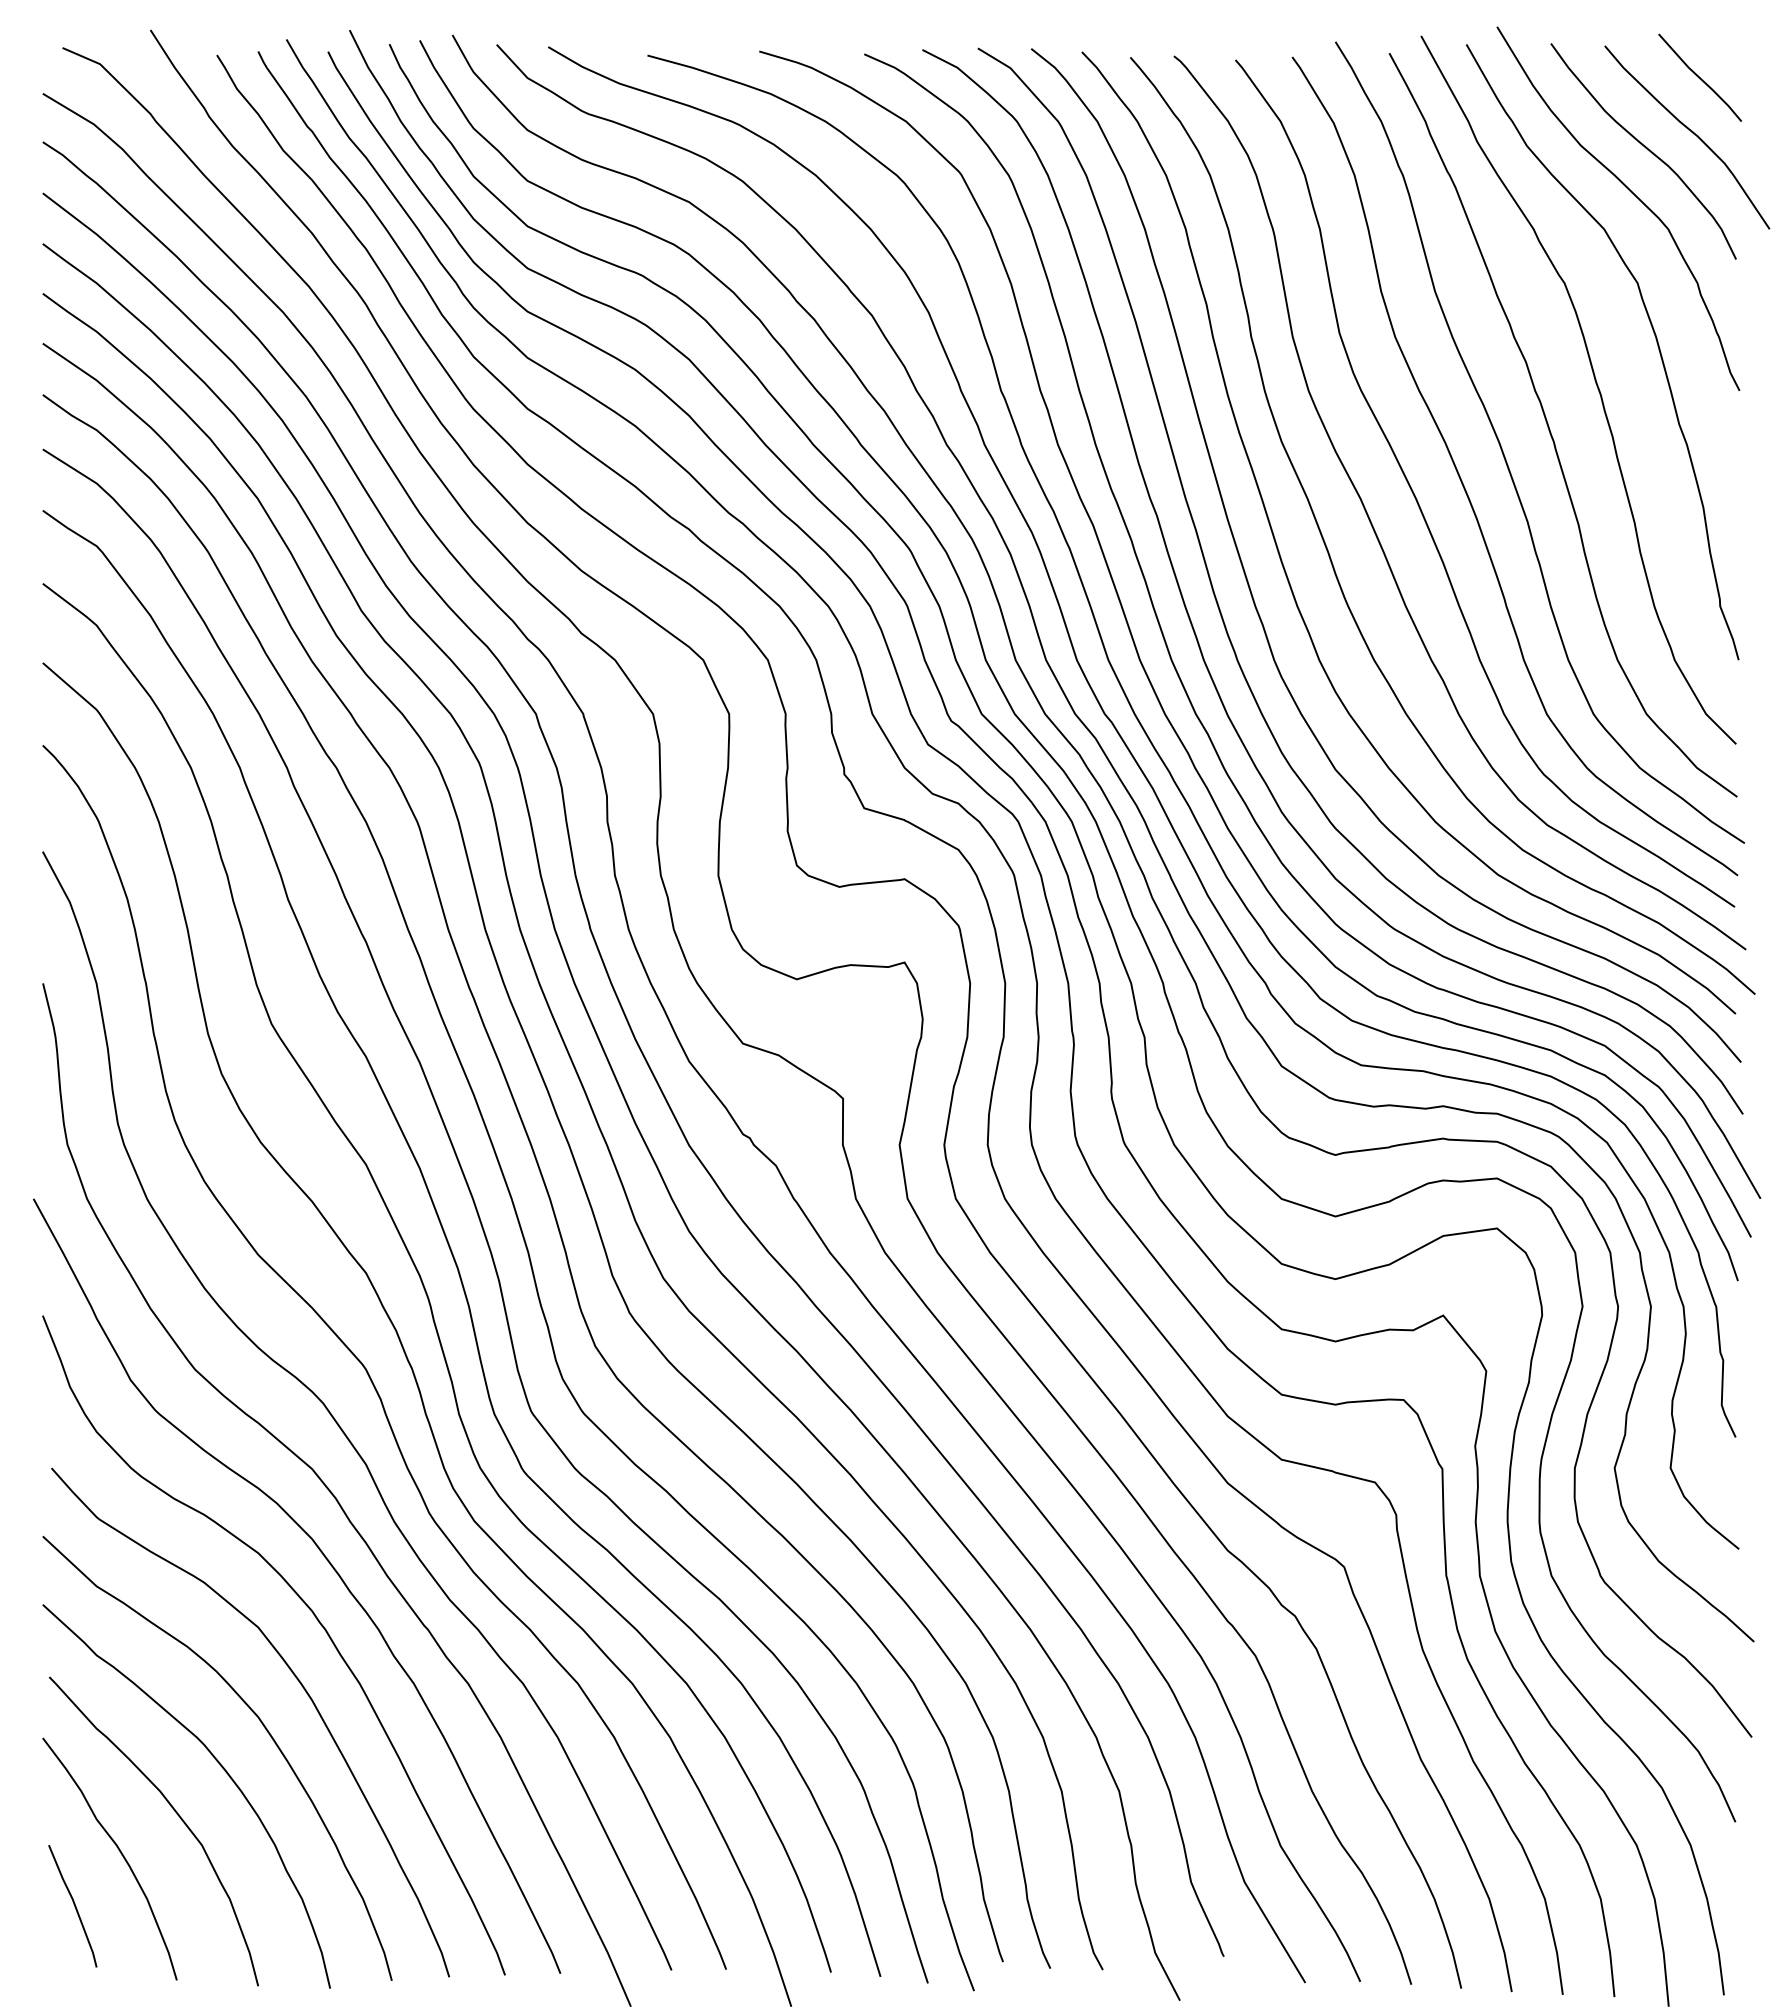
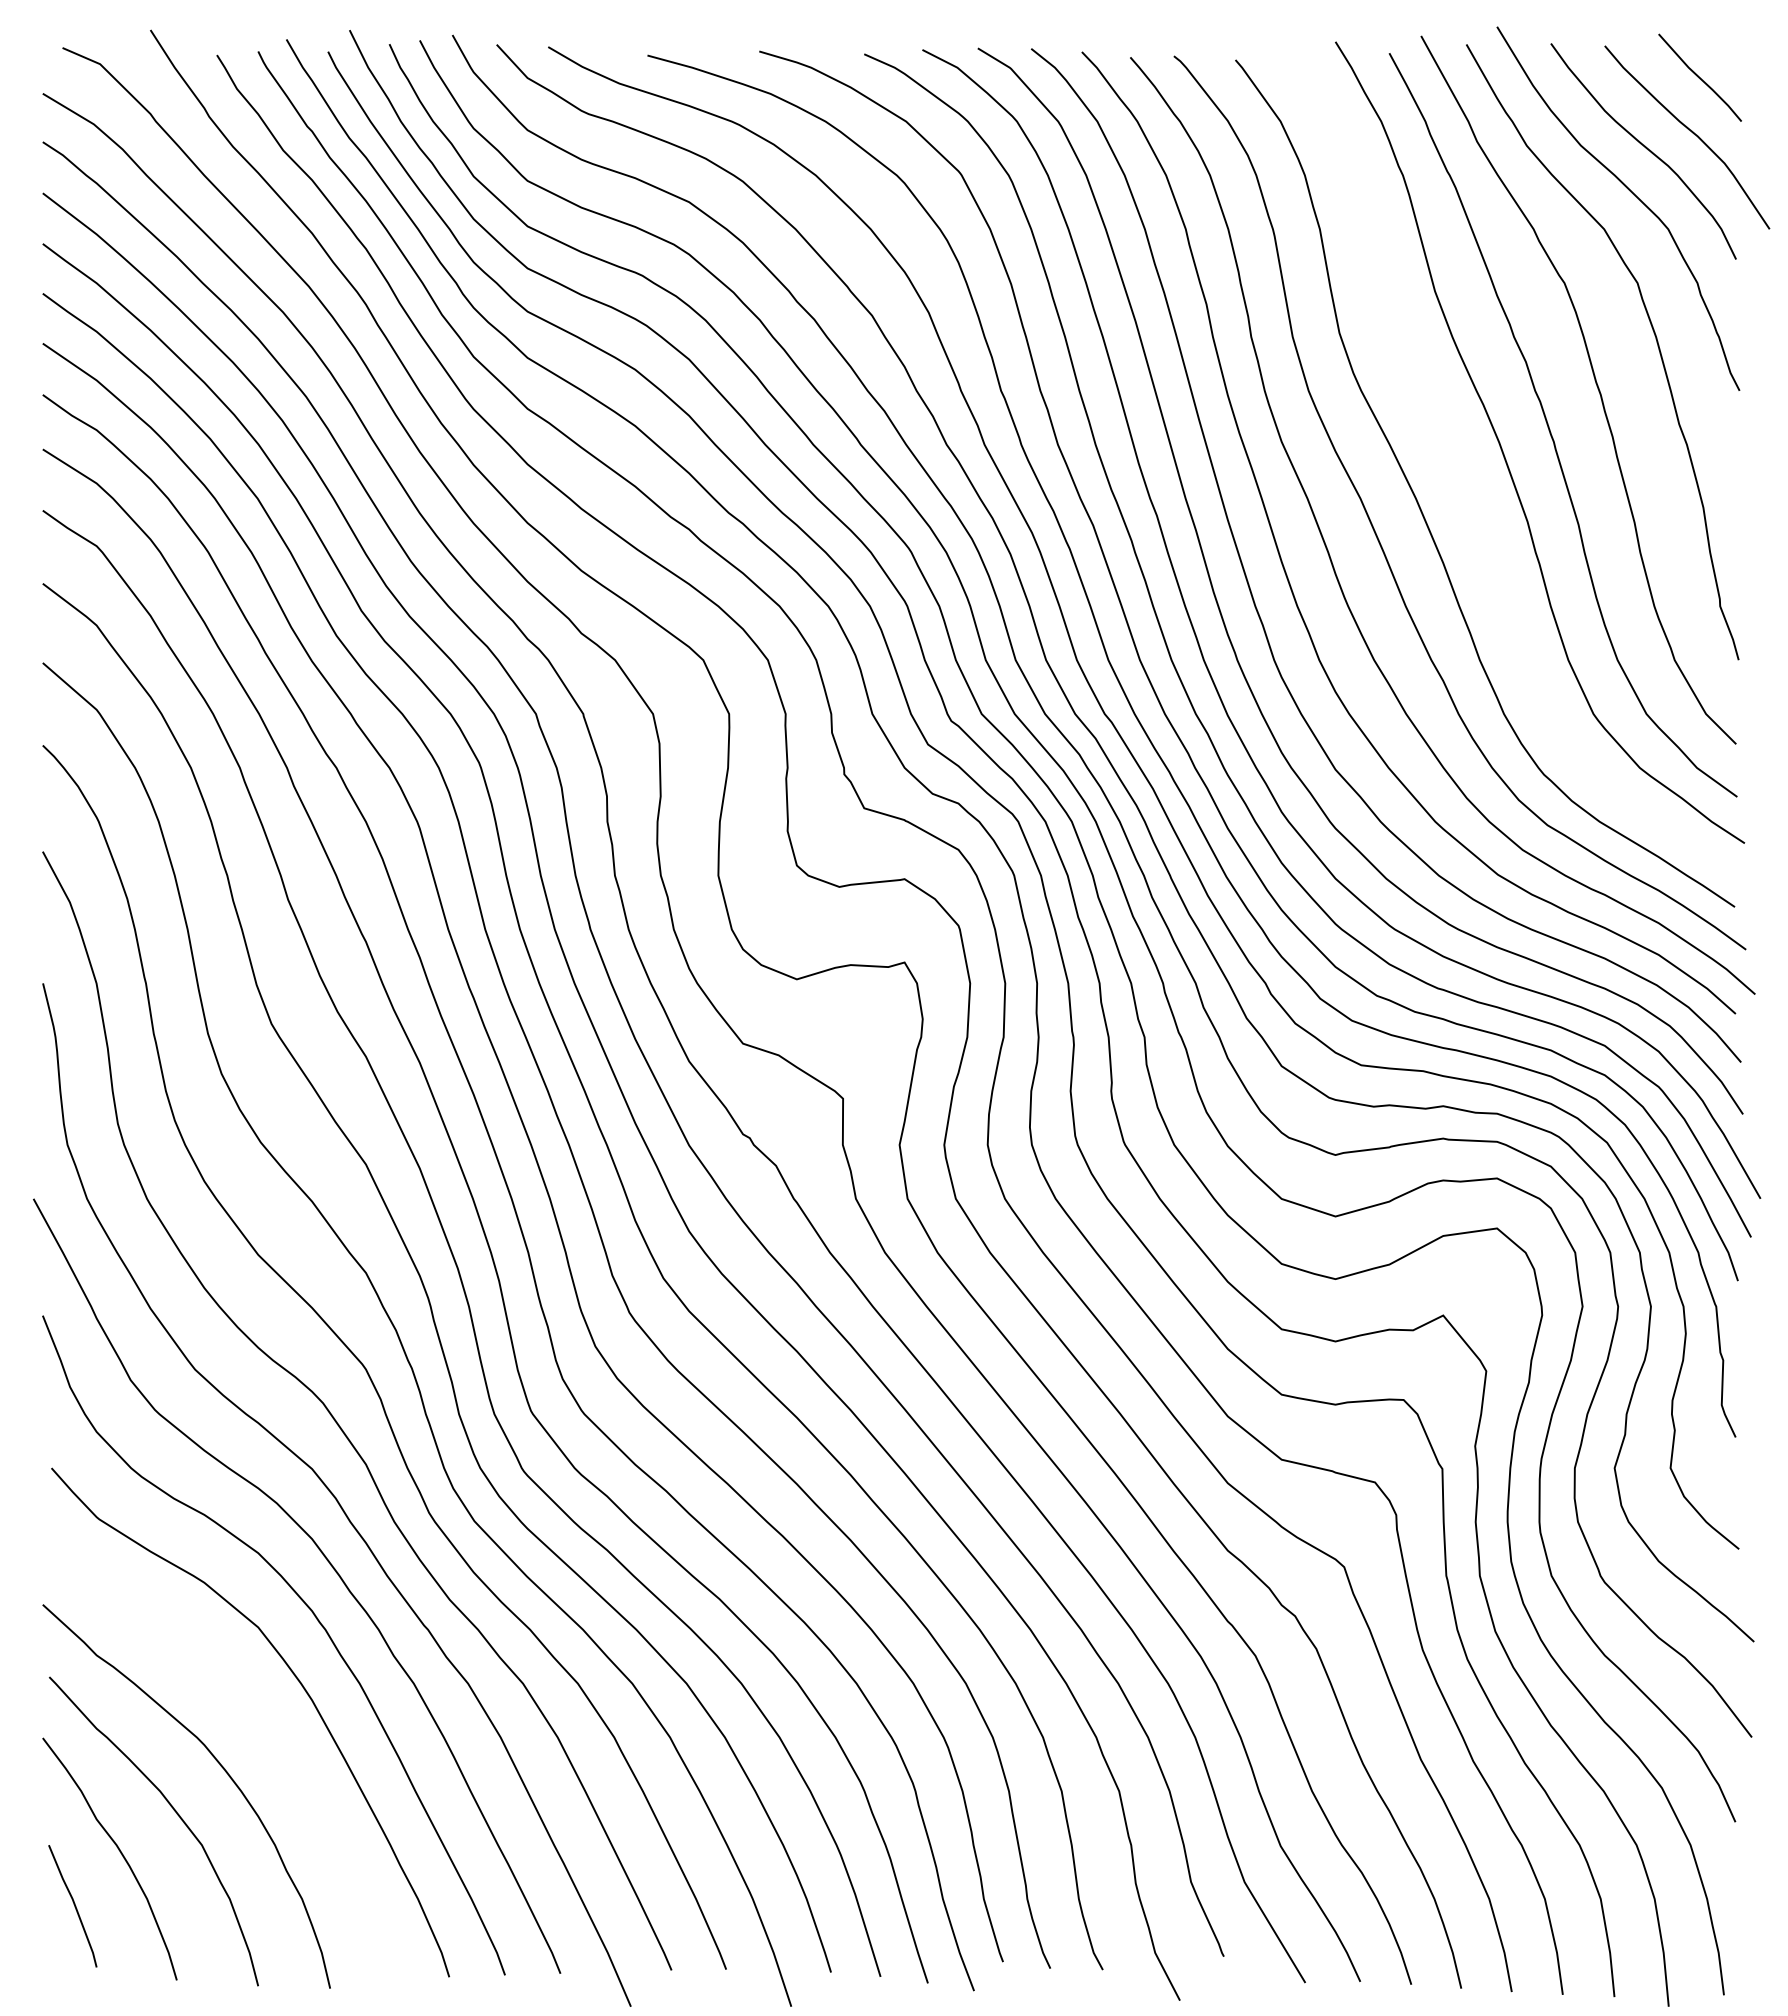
curve: present -> none (1465, 487)
curve: present -> none (264, 1728)
